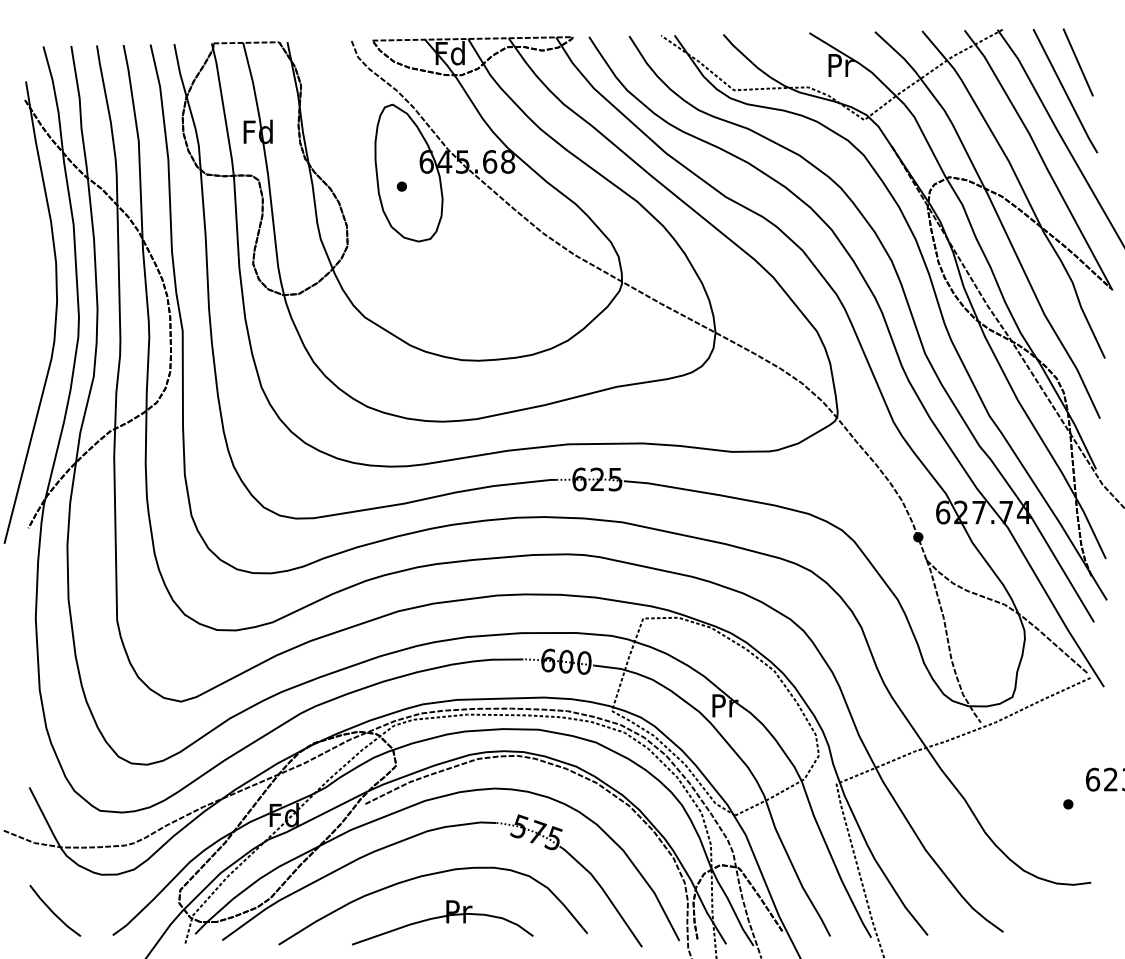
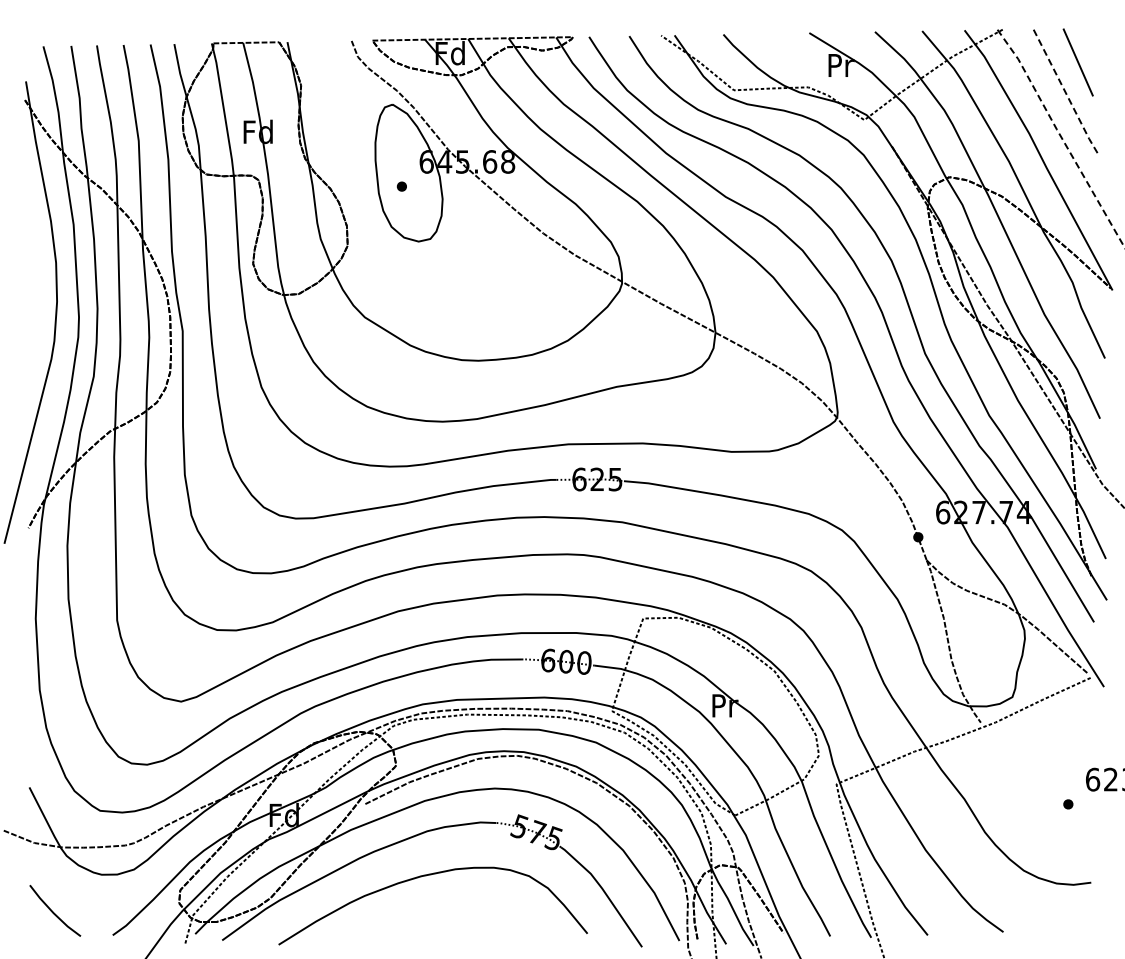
line: solid -> dashed (1065, 91)
line: solid -> dashed (1061, 137)
part: present -> none (442, 922)
